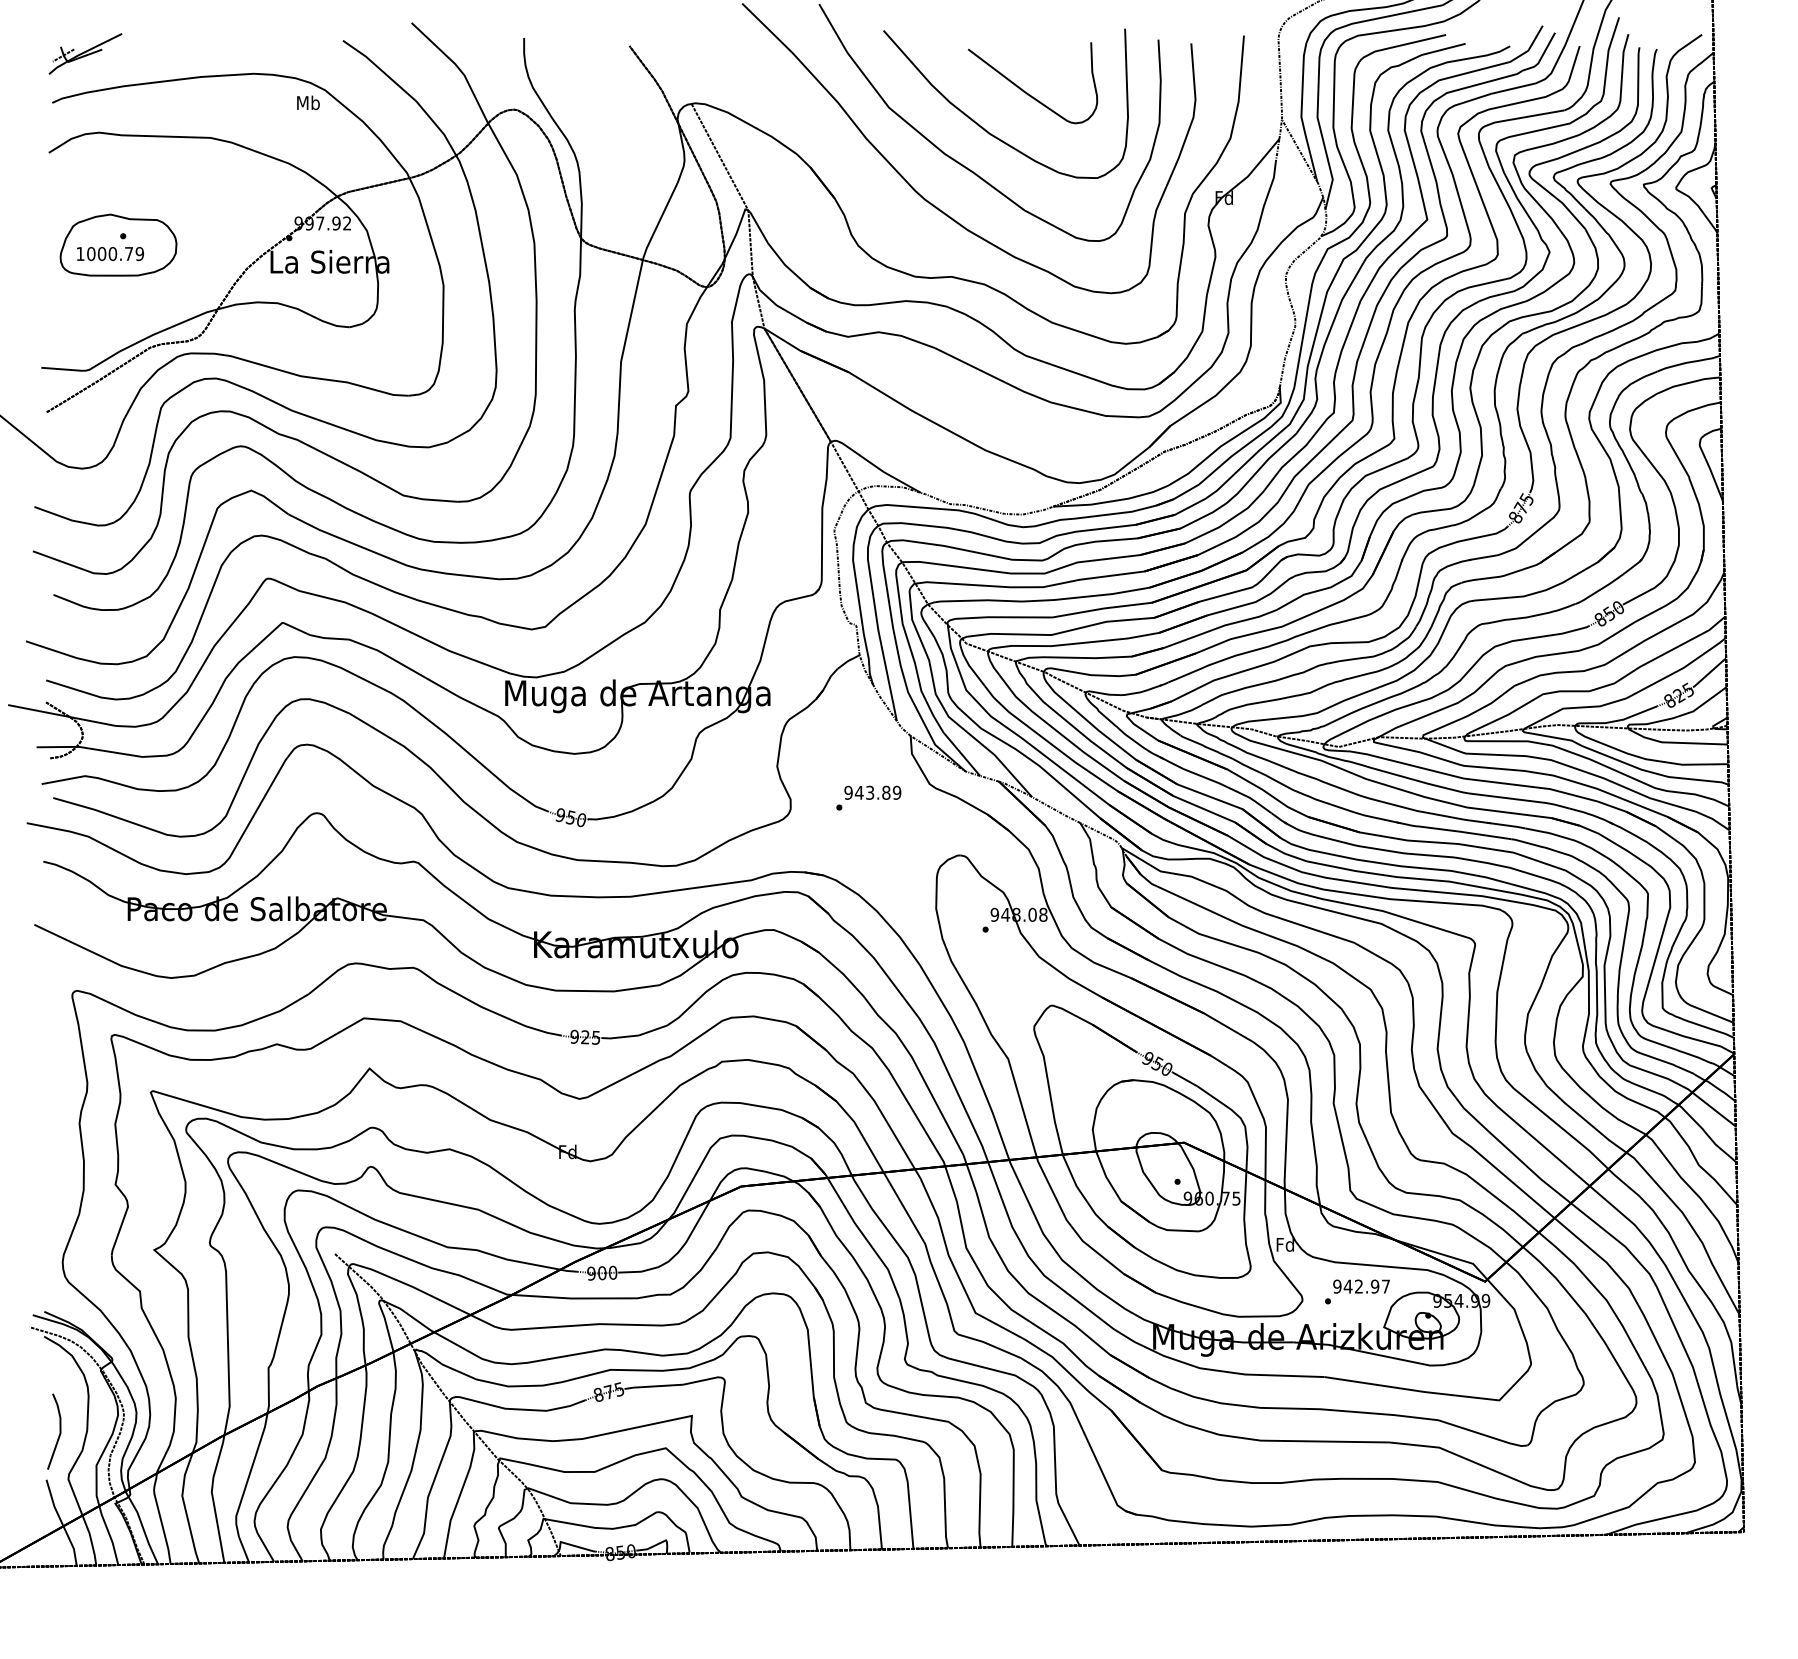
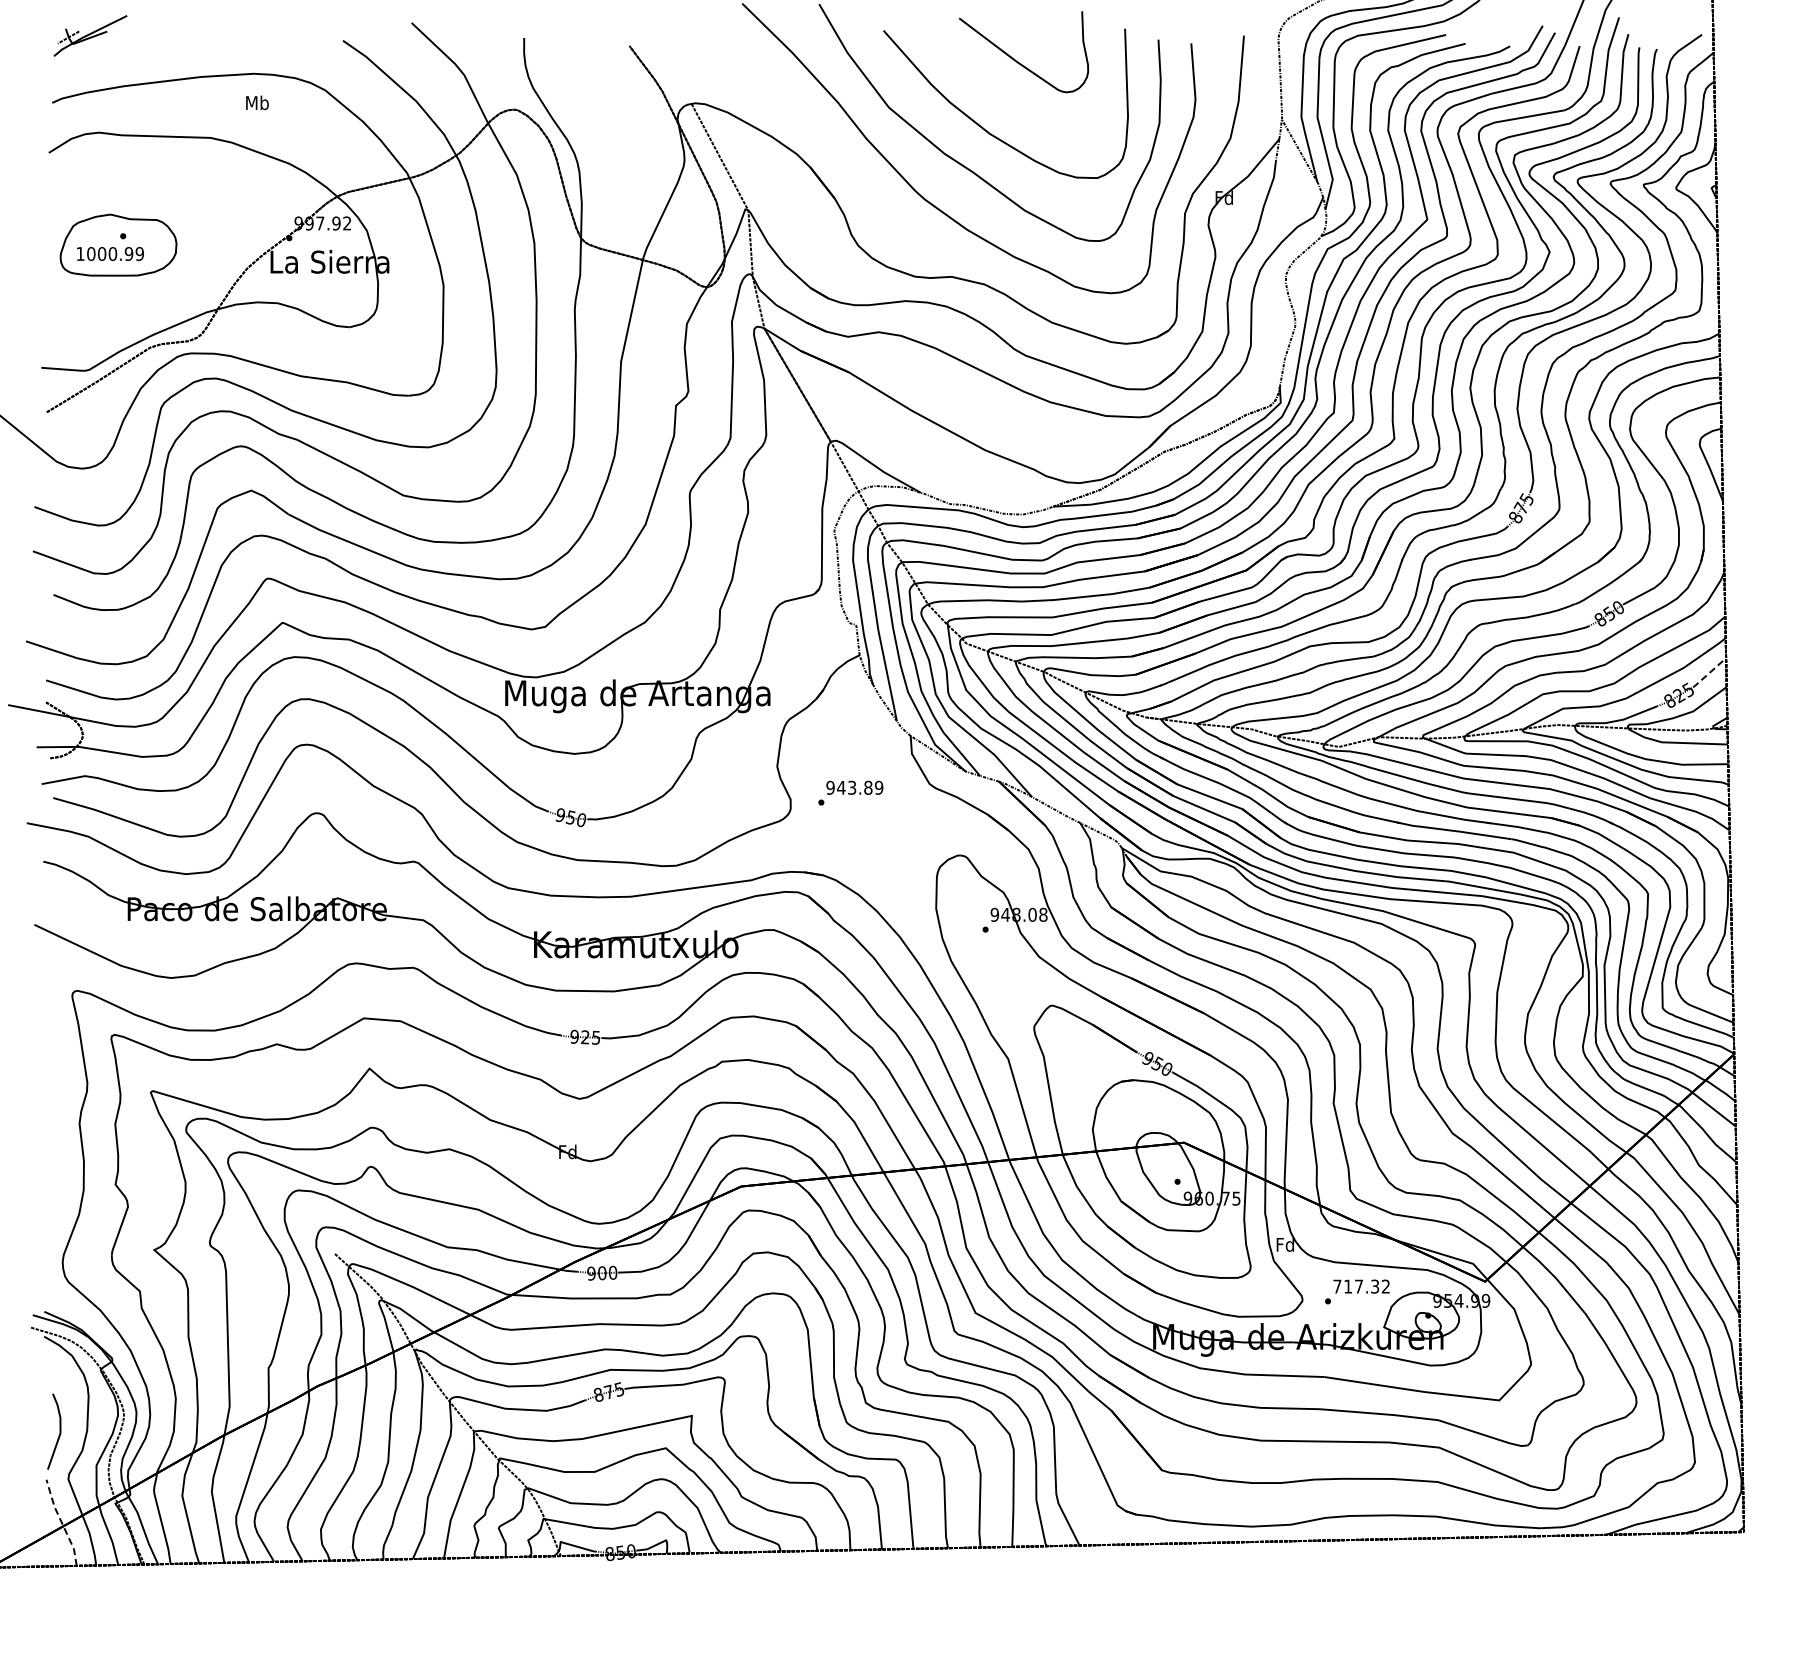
part position: (85, 53) -> (90, 35) (90, 35)
curve position: (1027, 92) -> (1018, 61) (1018, 61)
text position: (308, 102) -> (257, 102) (257, 102)
text: 1000.79 -> 1000.99 (128, 254)
line: solid -> dashed (1710, 672)
text position: (868, 797) -> (850, 792) (850, 792)
text: 942.97 -> 717.32 (1361, 1286)
line: solid -> dashed (61, 1522)
